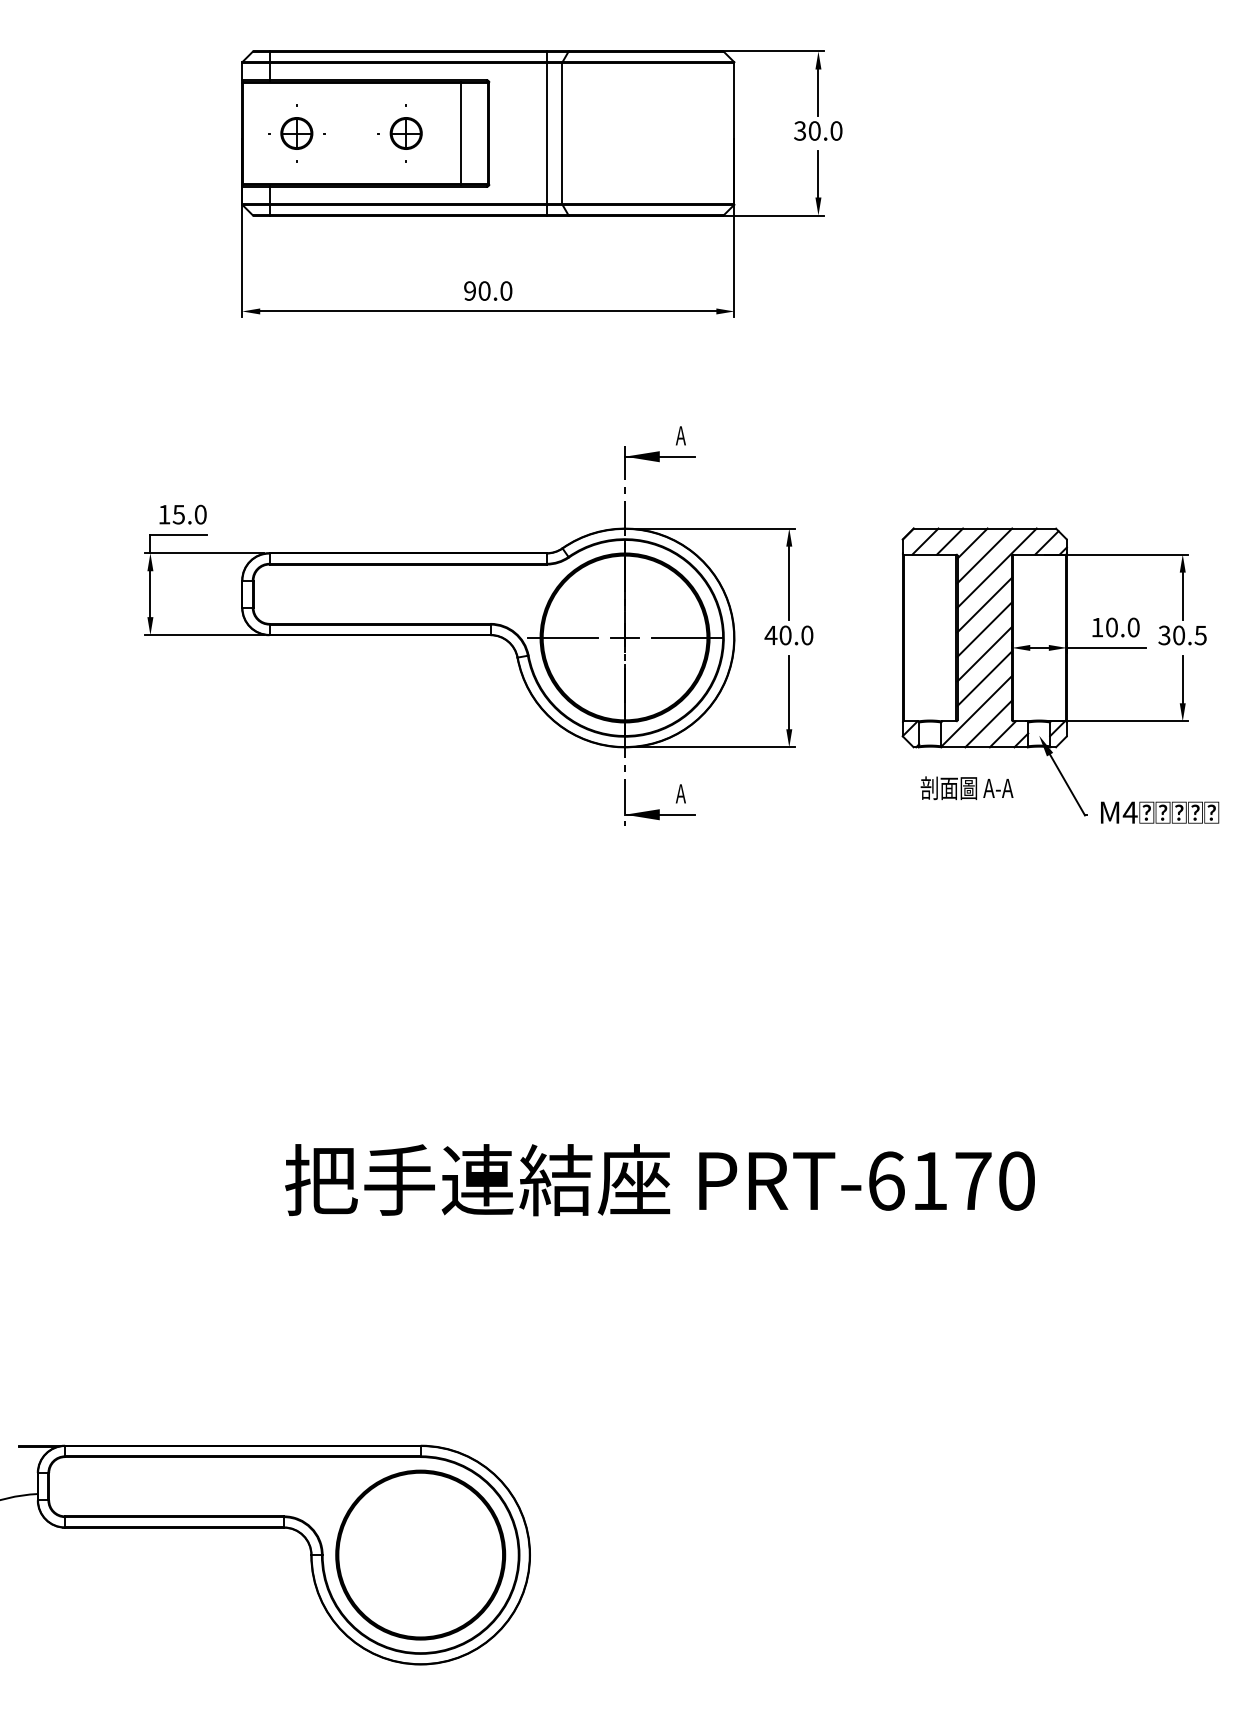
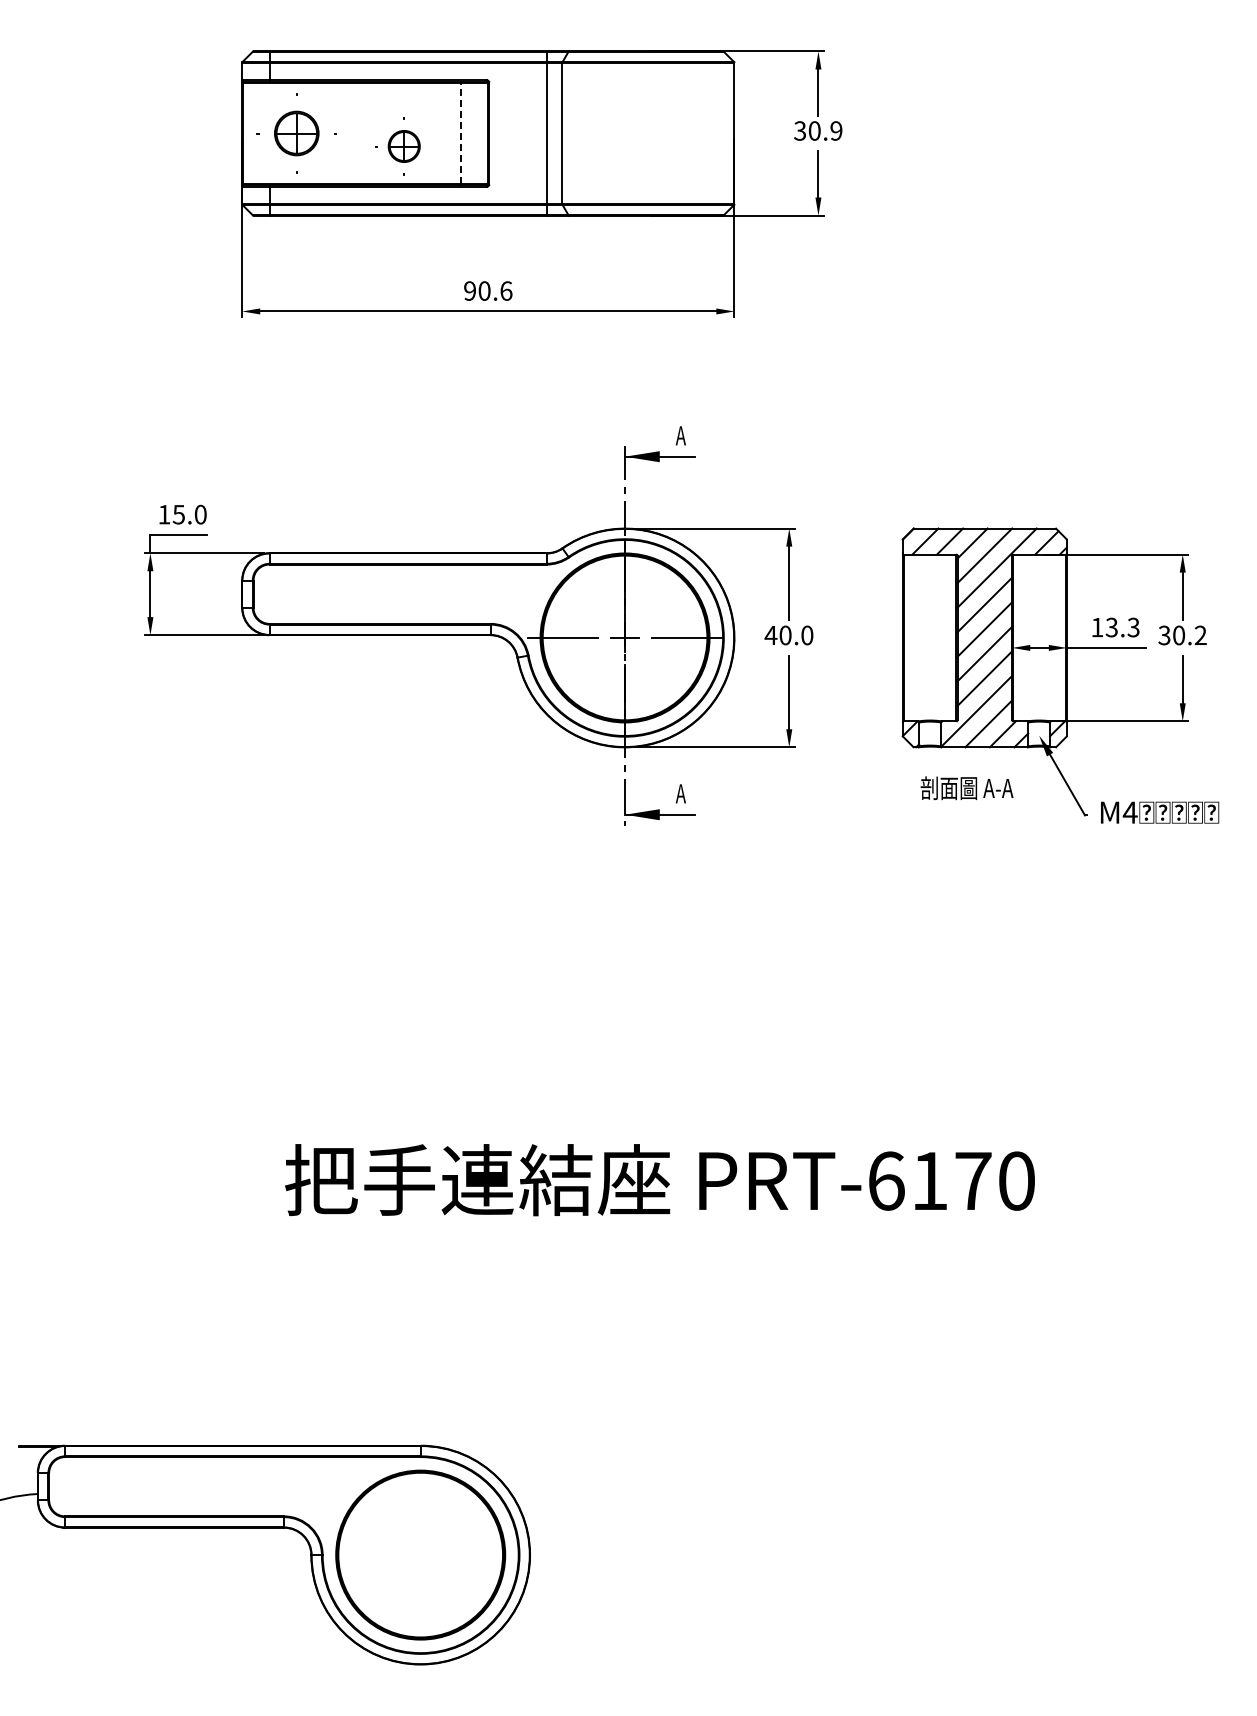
text: 30.0 -> 30.9 (836, 130)
part size: 58x59 px -> 81x81 px (296, 133)
part position: (399, 133) -> (397, 146) (397, 146)
line: solid -> dashed (460, 133)
text: 90.0 -> 90.6 (506, 290)
text: 10.0 -> 13.3 (1122, 627)
text: 30.5 -> 30.2 (1200, 635)
